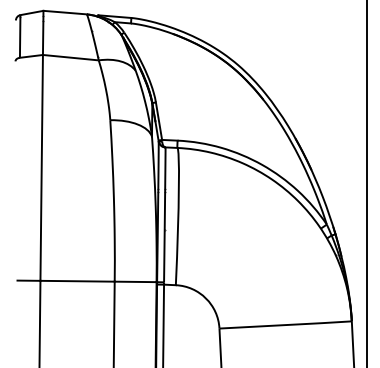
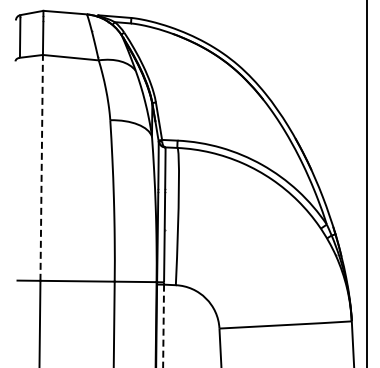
line: solid -> dashed (41, 167)
line: solid -> dashed (163, 326)
